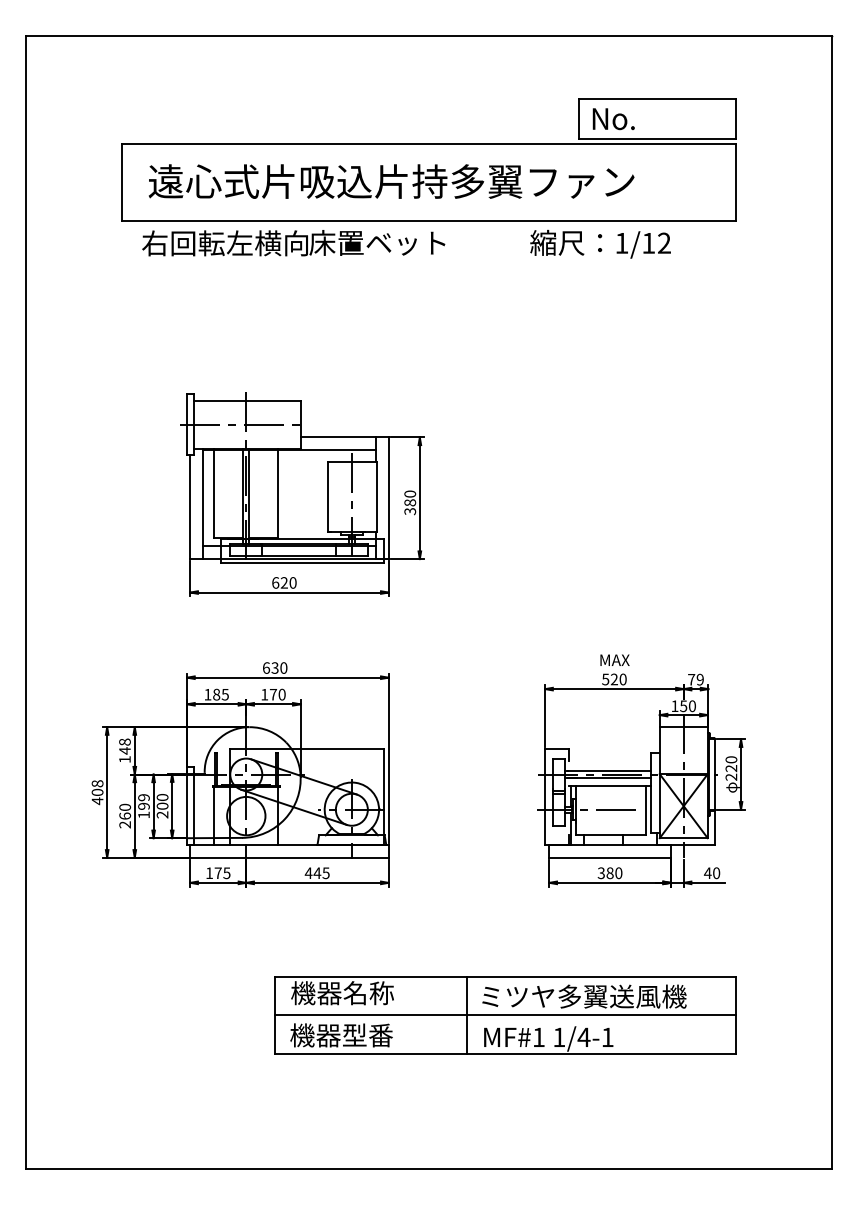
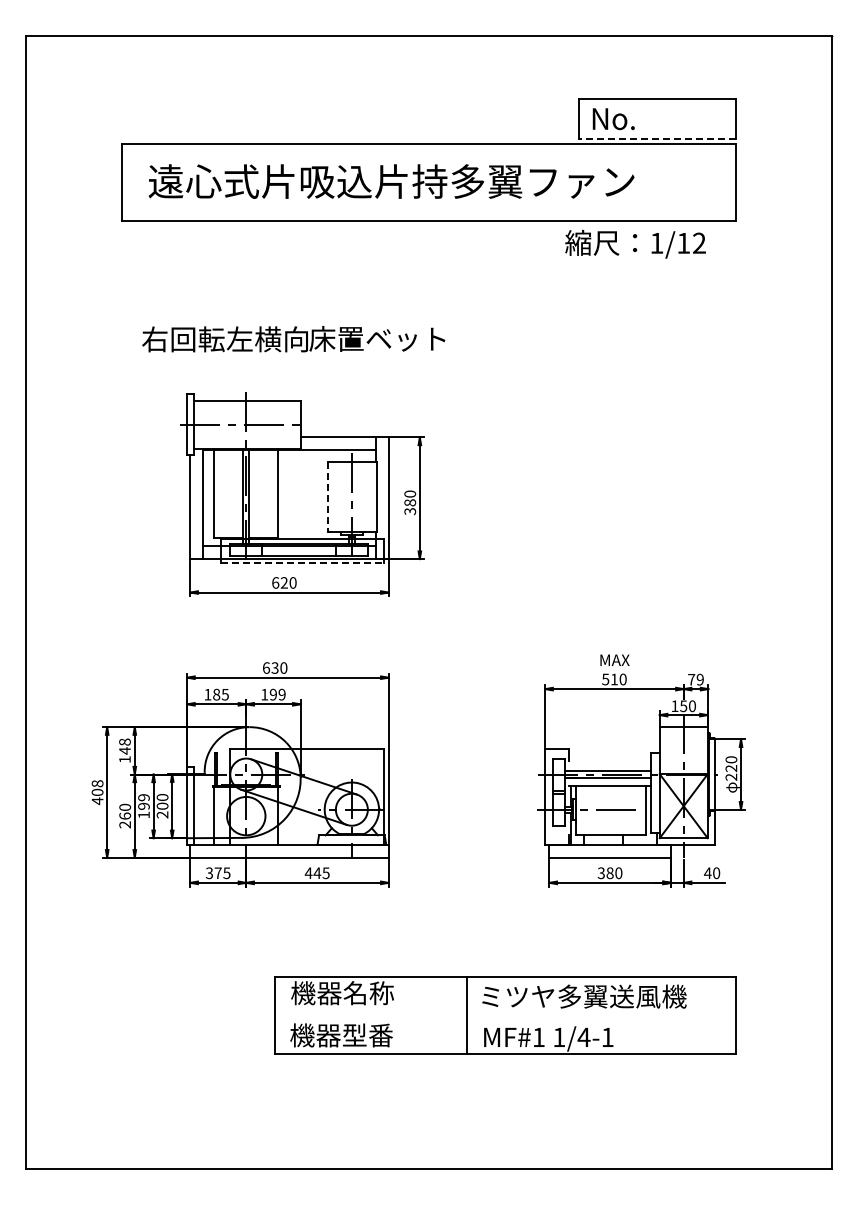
line: solid -> dashed (657, 139)
text position: (293, 243) -> (293, 339) (293, 339)
text position: (600, 243) -> (635, 243) (635, 243)
line: solid -> dashed (327, 497)
line: solid -> dashed (302, 563)
text: 520 -> 510 (613, 679)
text: 170 -> 199 (277, 694)
text: 175 -> 375 (208, 873)
line: present -> none (505, 1015)
